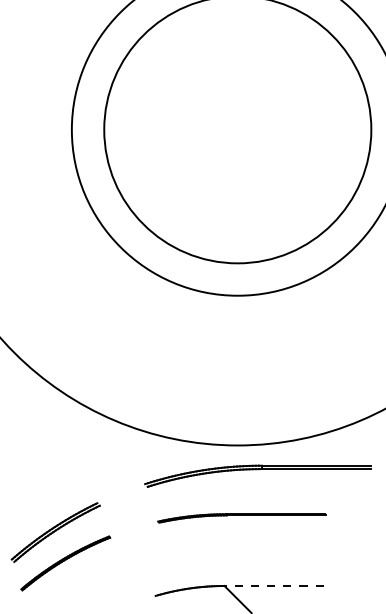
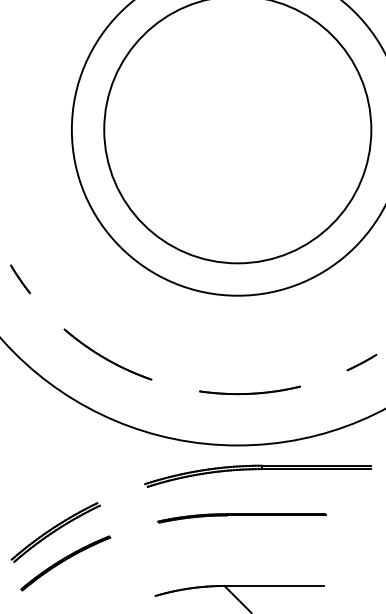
line: none -> present (20, 279)
part: none -> present (107, 354)
line: none -> present (361, 362)
part: none -> present (249, 390)
line: dashed -> solid (274, 585)
